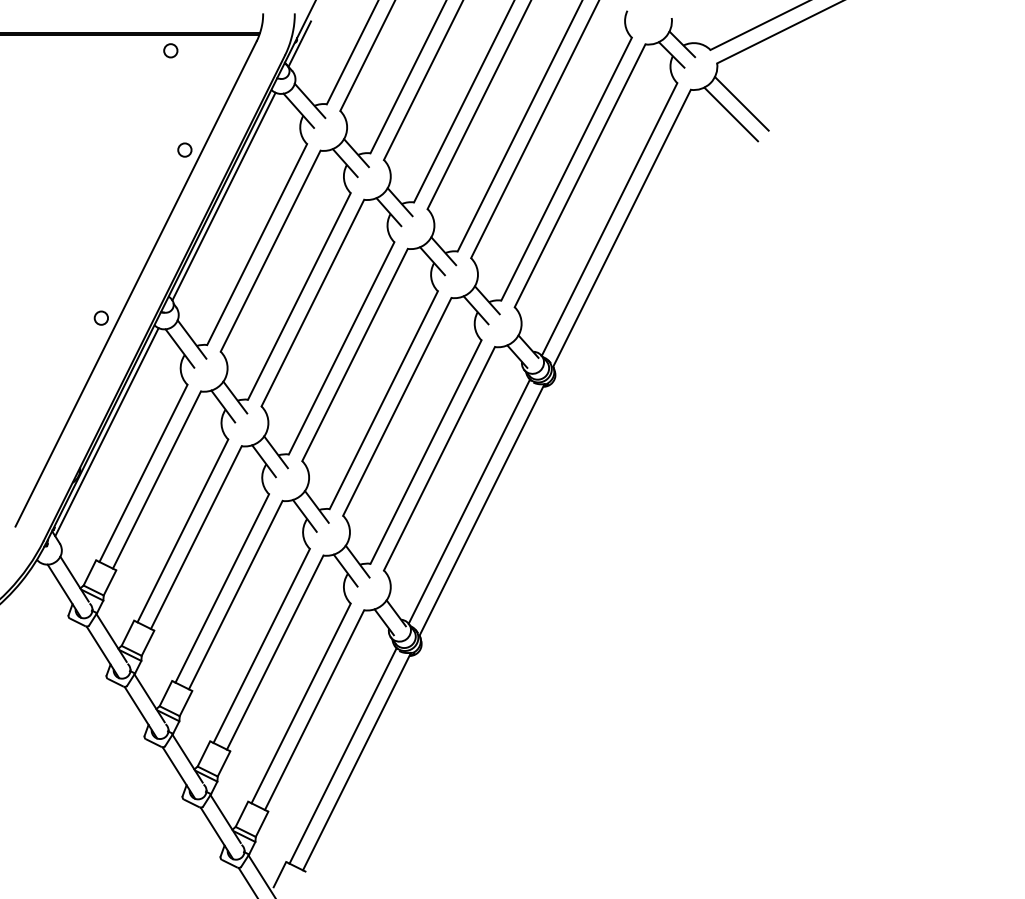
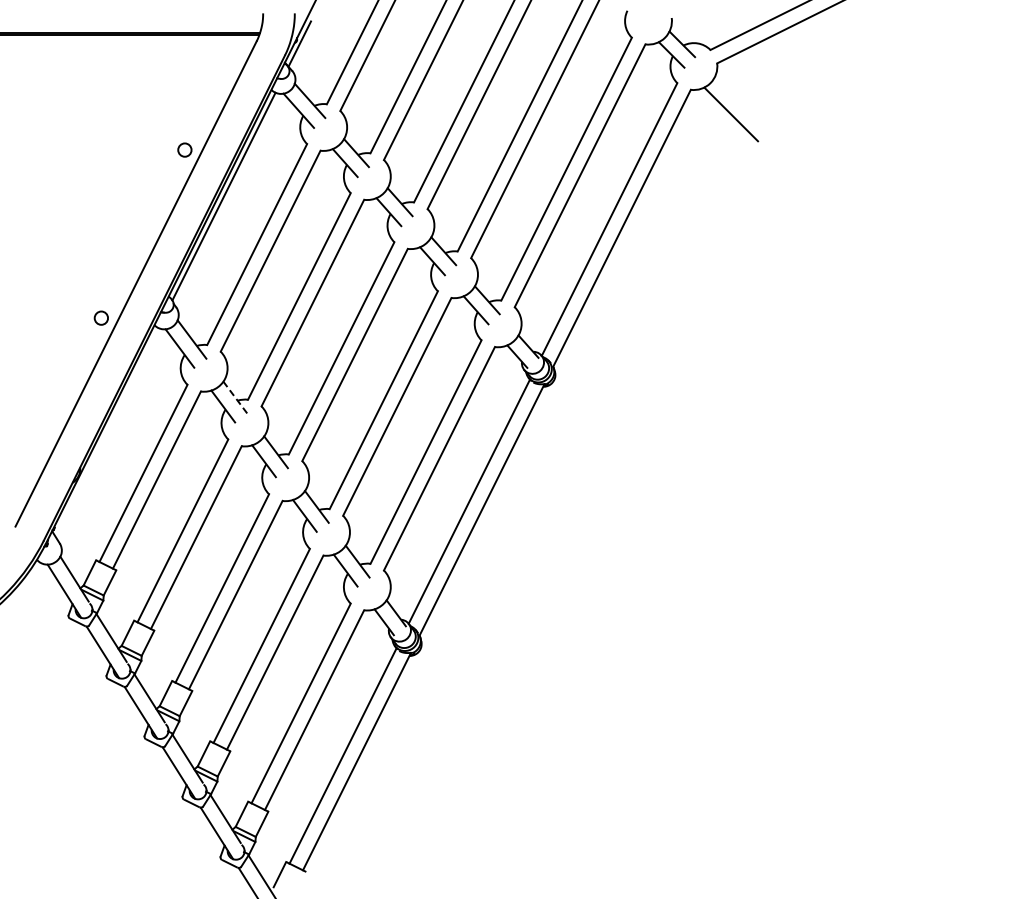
circle: present -> none (170, 50)
line: present -> none (741, 103)
line: solid -> dashed (235, 397)
line: present -> none (106, 432)
